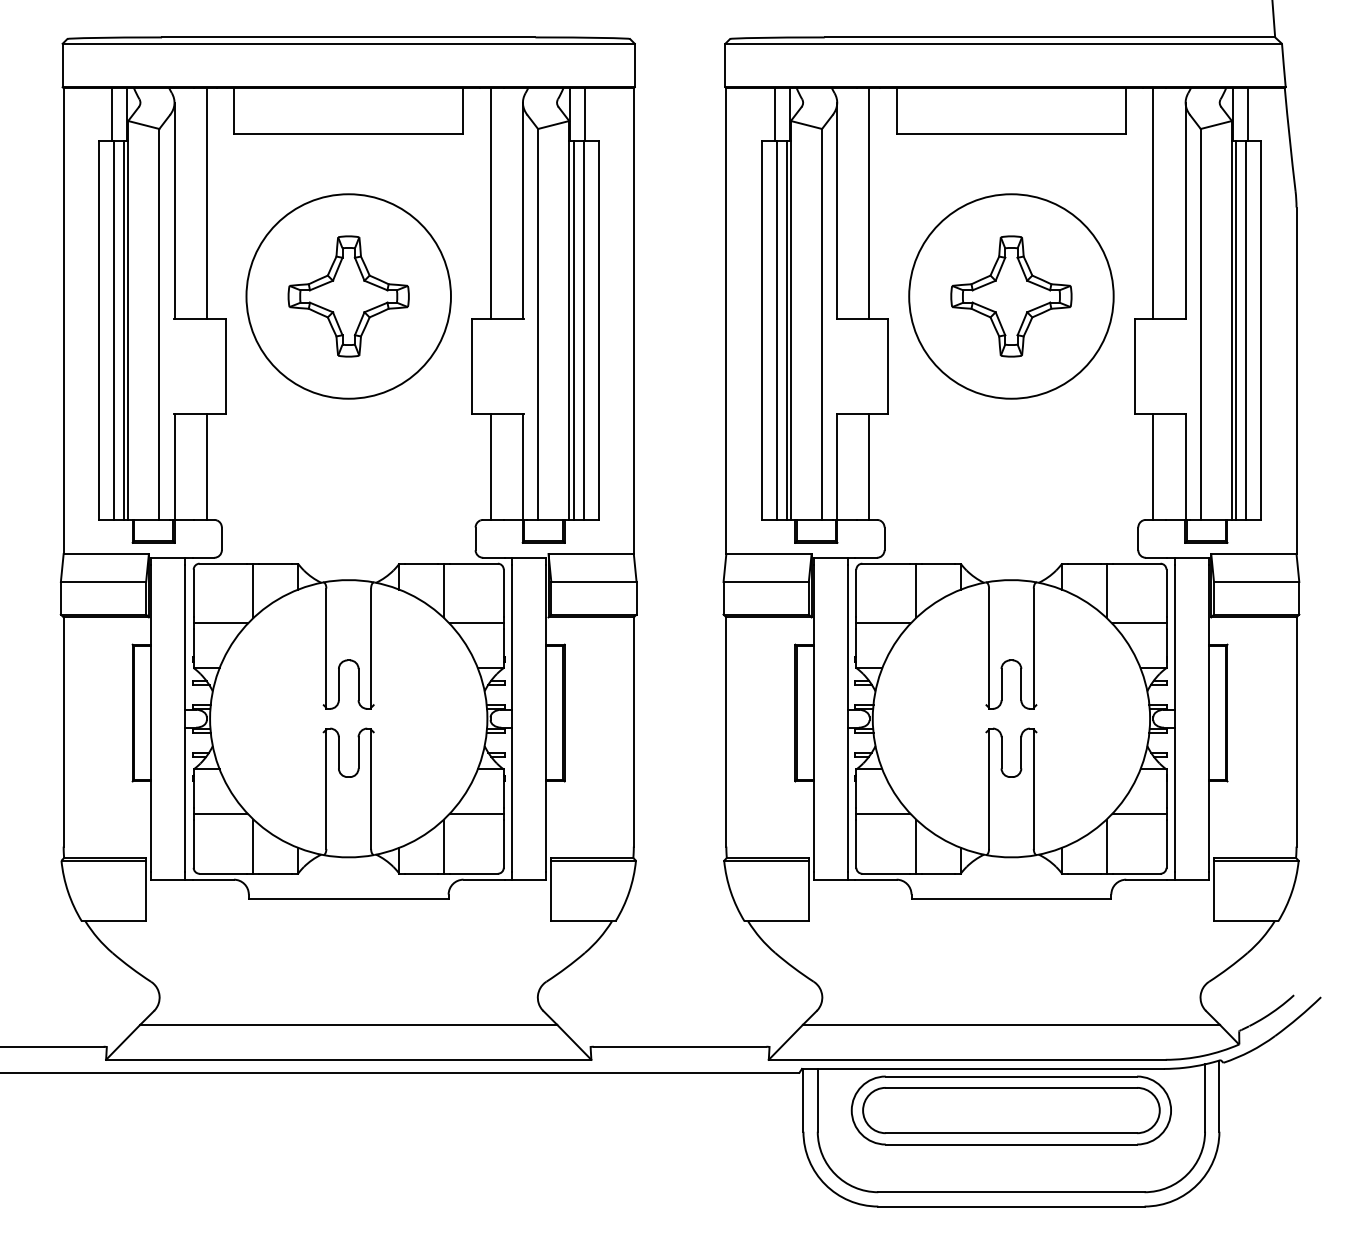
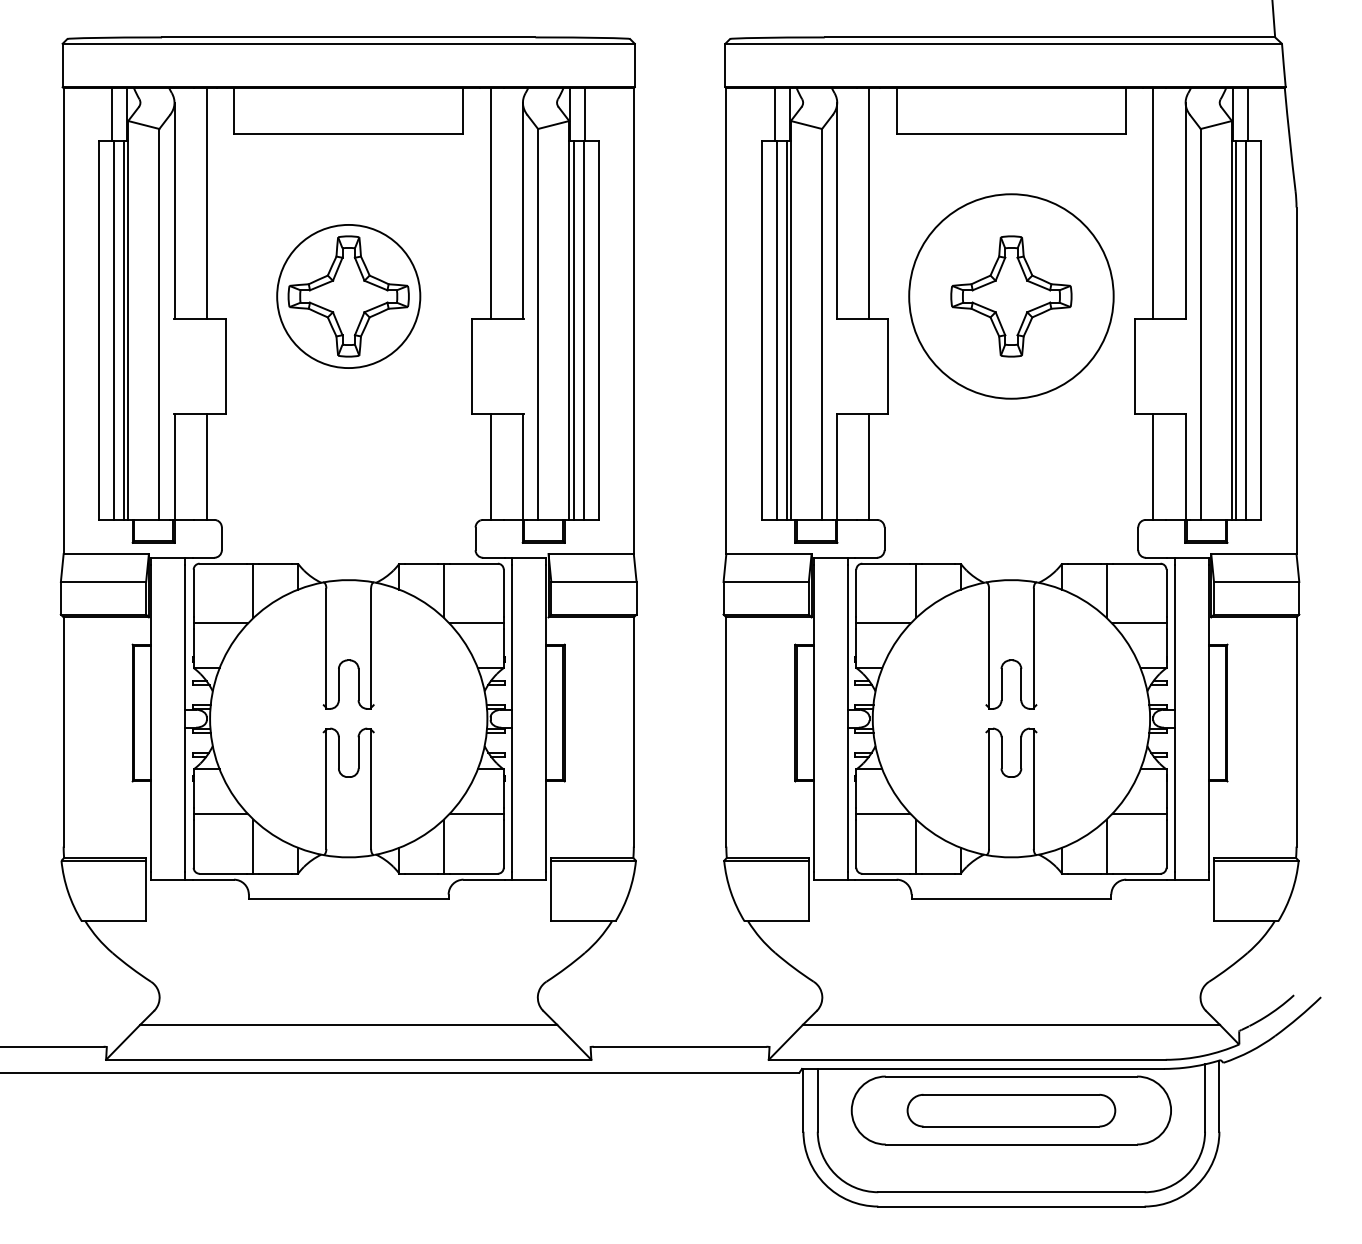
circle diameter: 204 px -> 143 px (348, 296)
part size: 299x48 px -> 211x35 px (1011, 1110)
